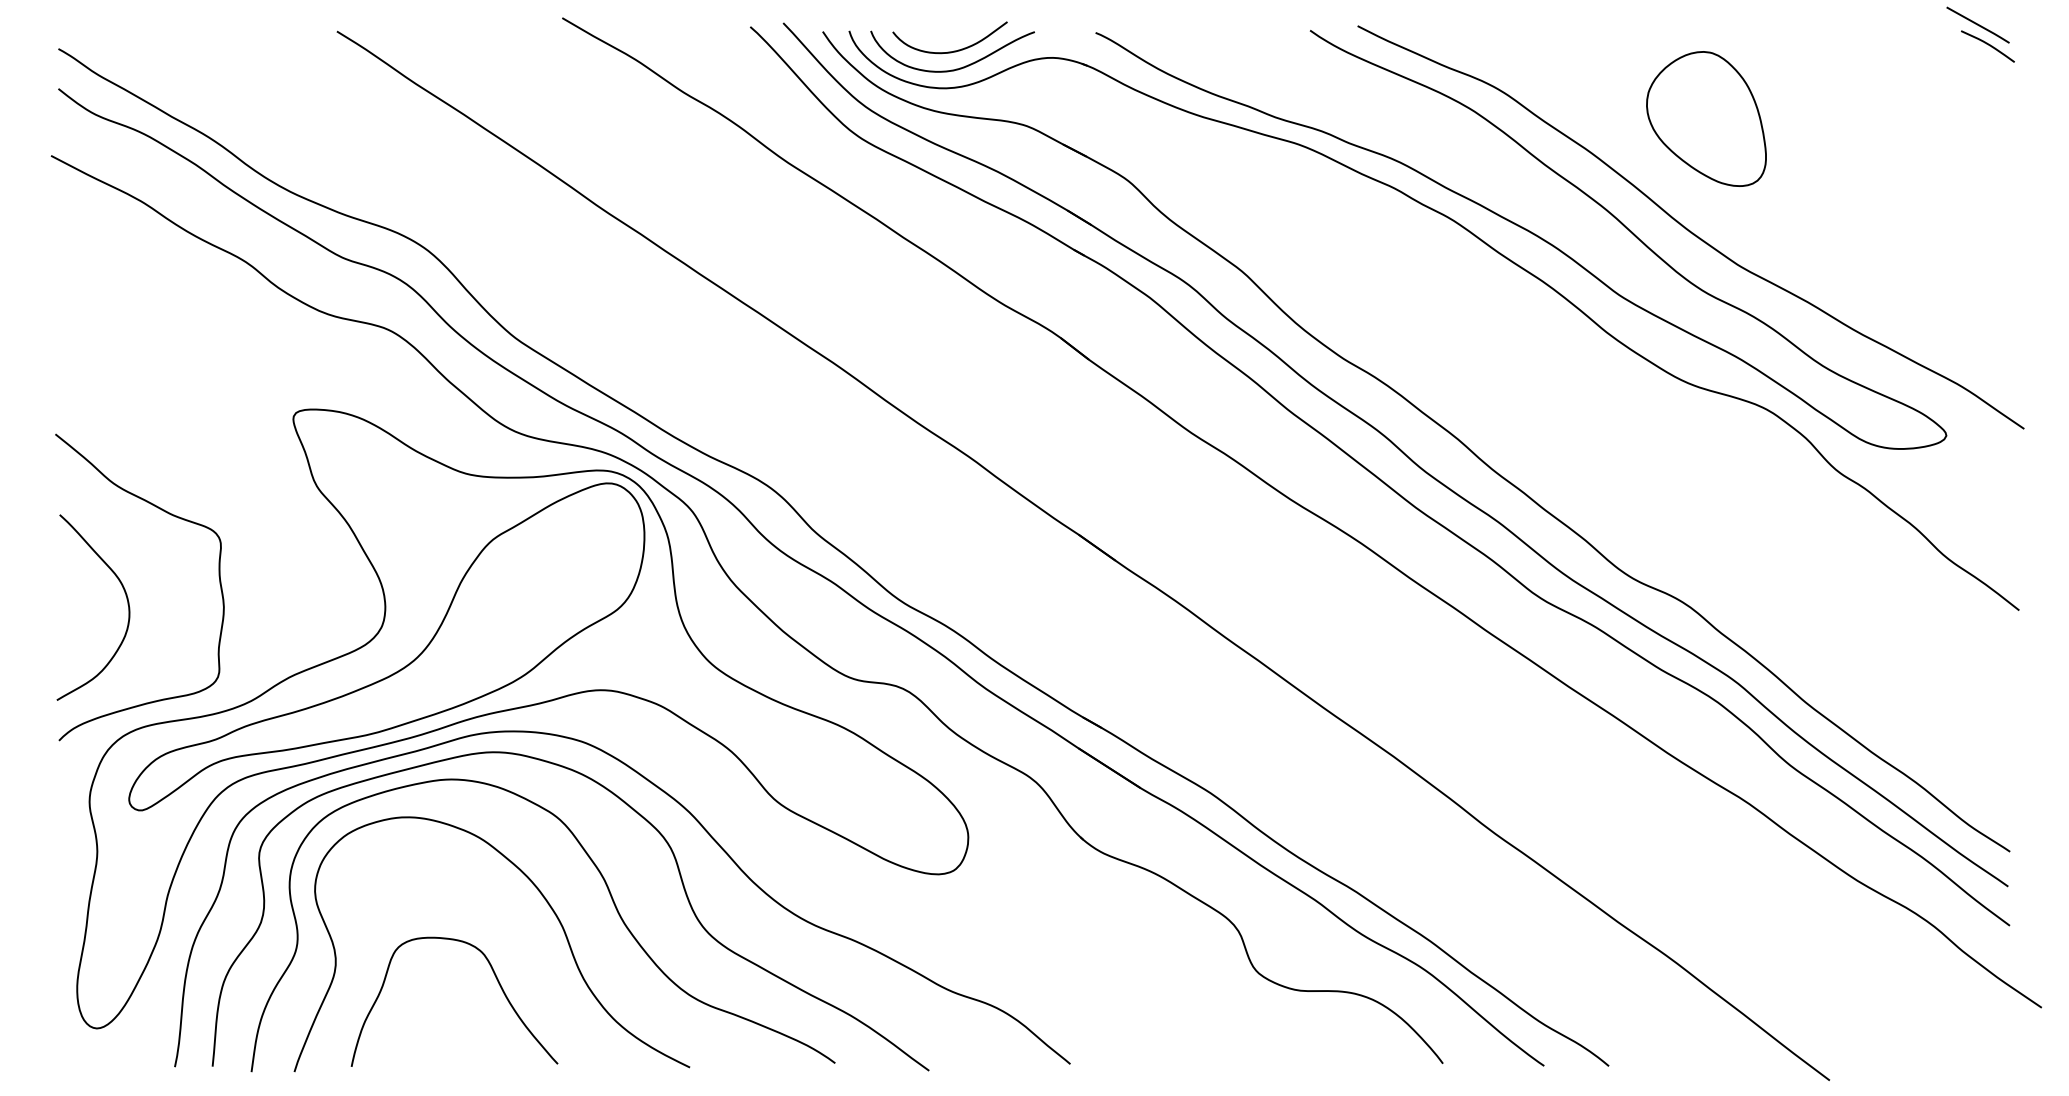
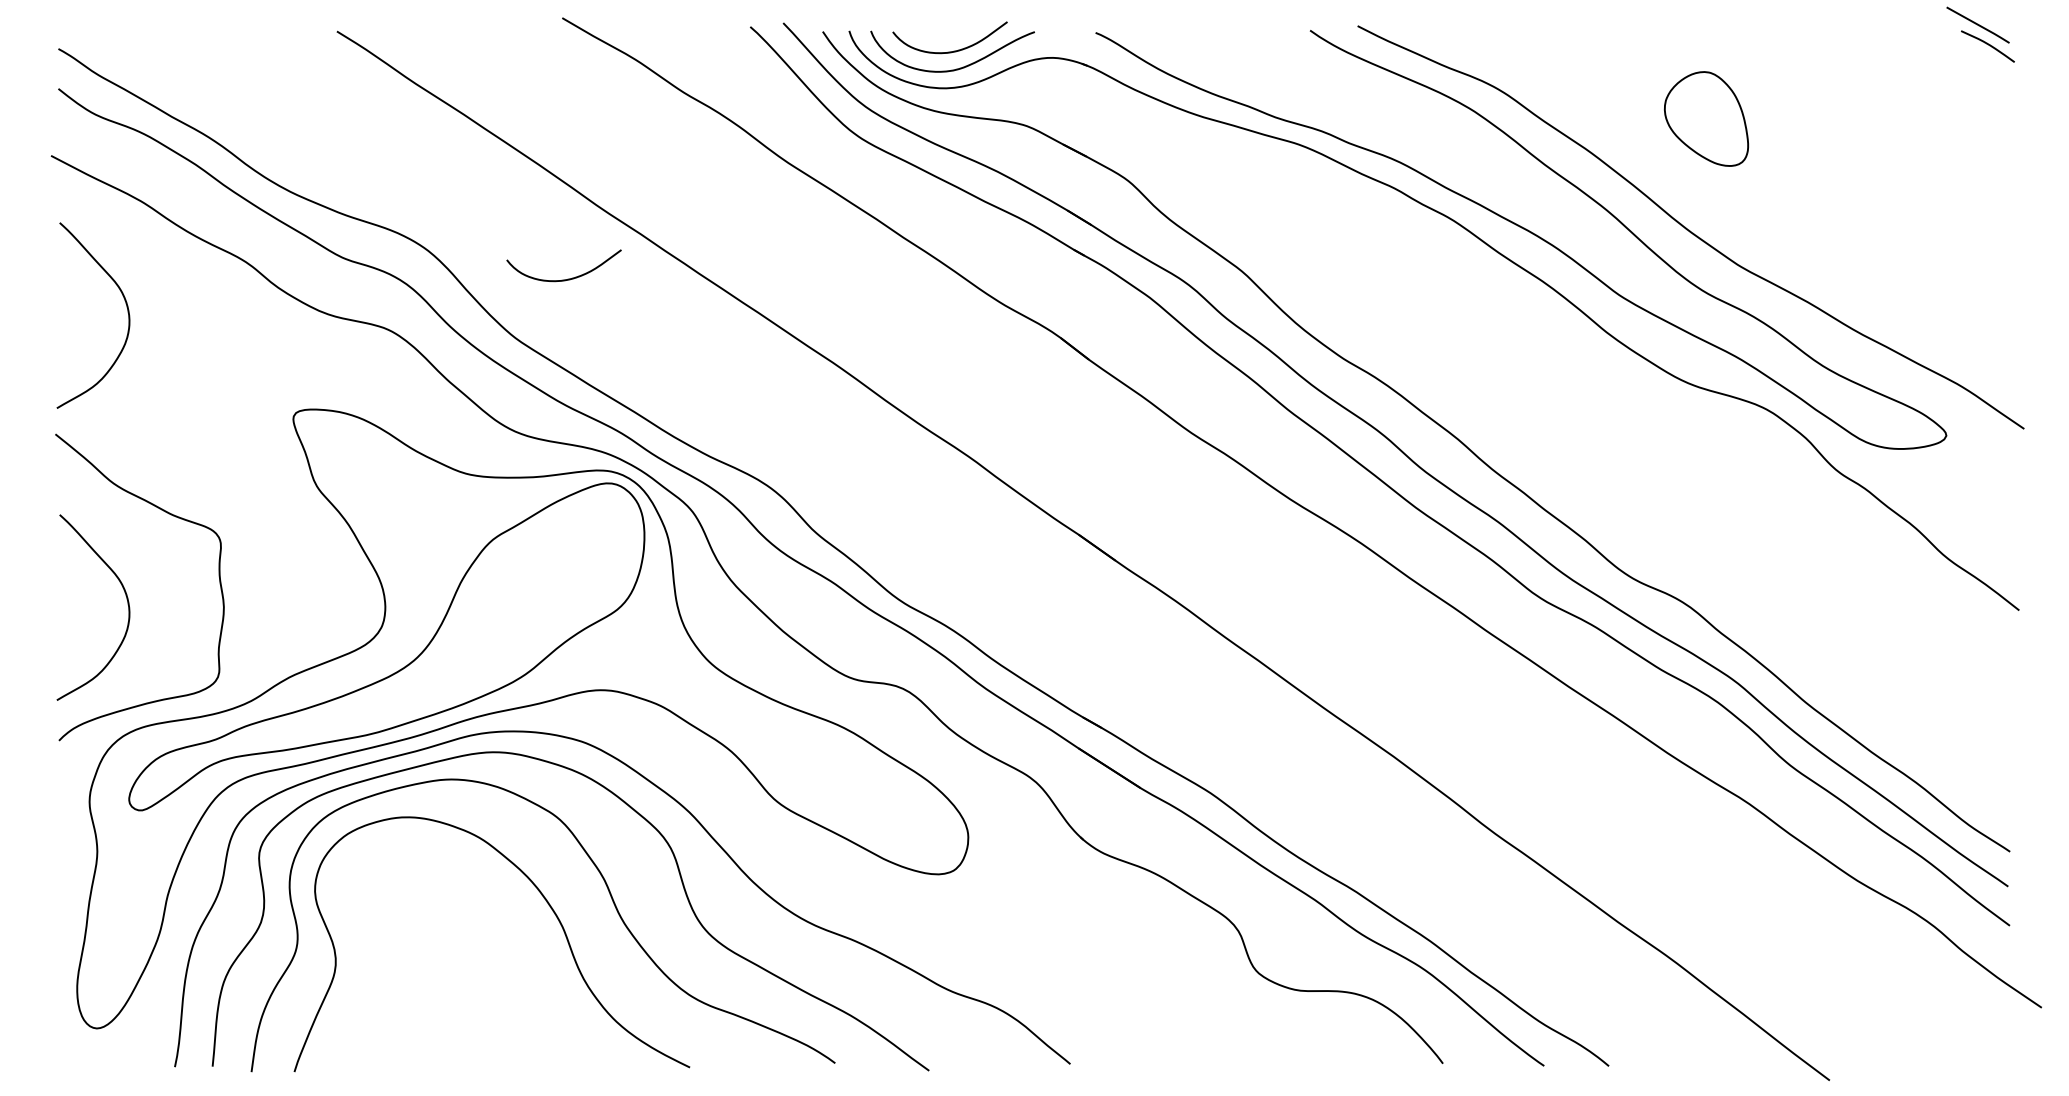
part size: 121x136 px -> 85x96 px (1706, 118)
curve: none -> present (567, 278)
curve: none -> present (126, 307)
curve: present -> none (498, 984)
